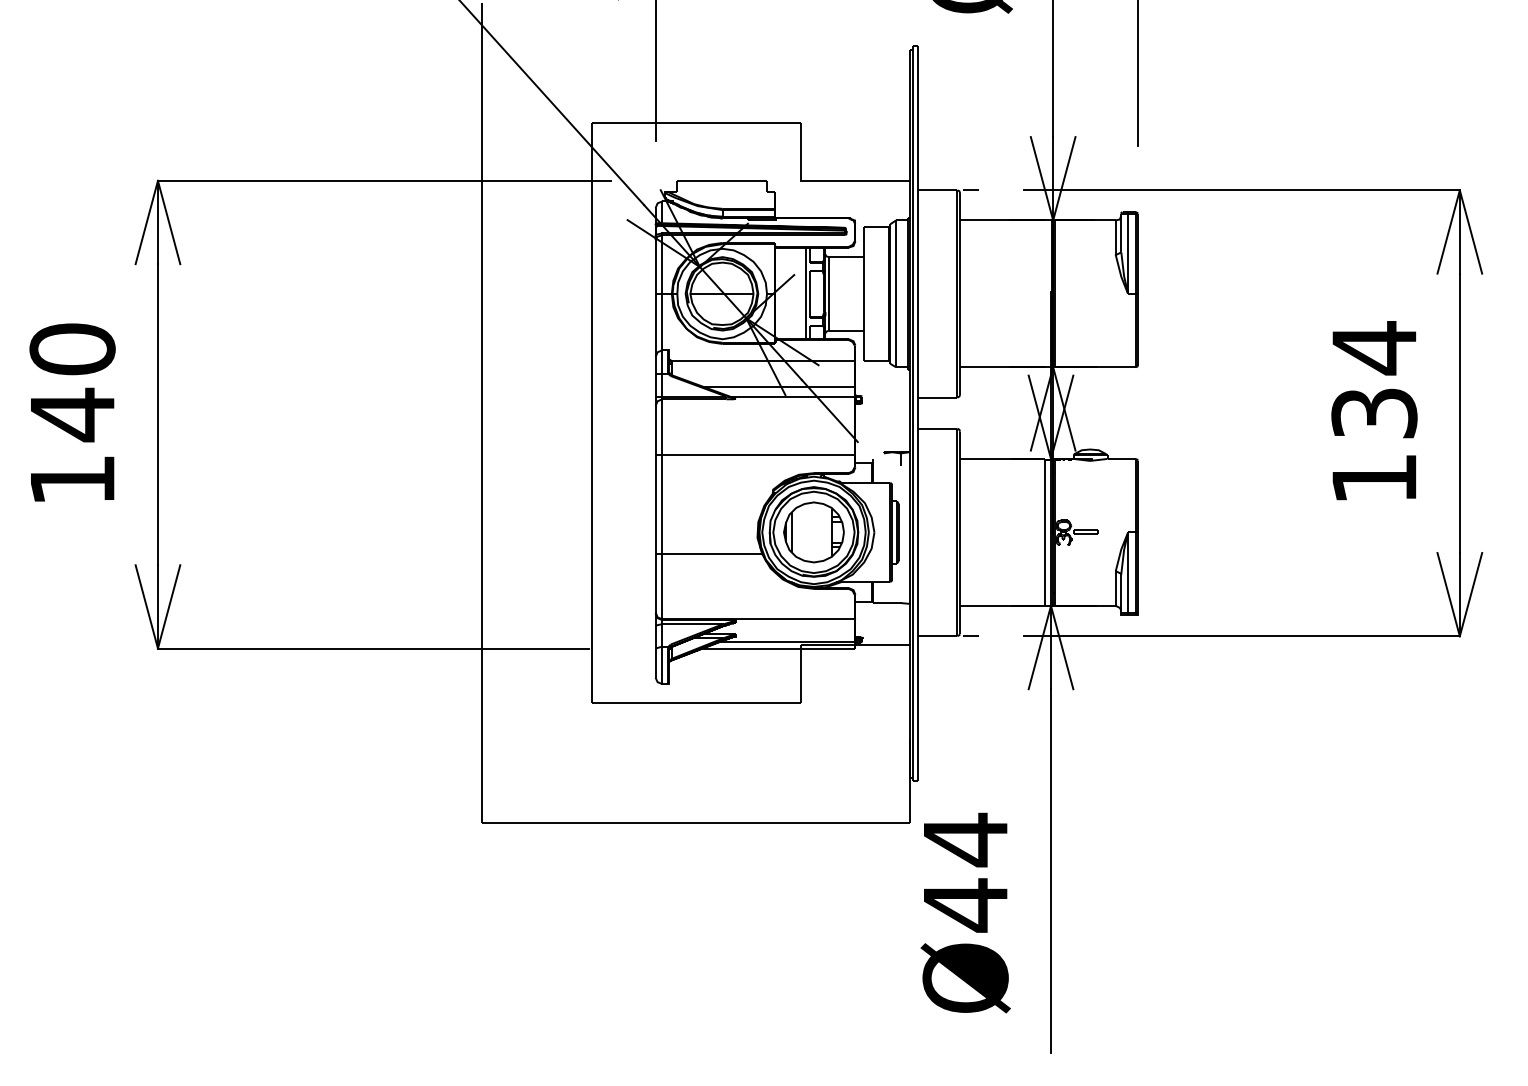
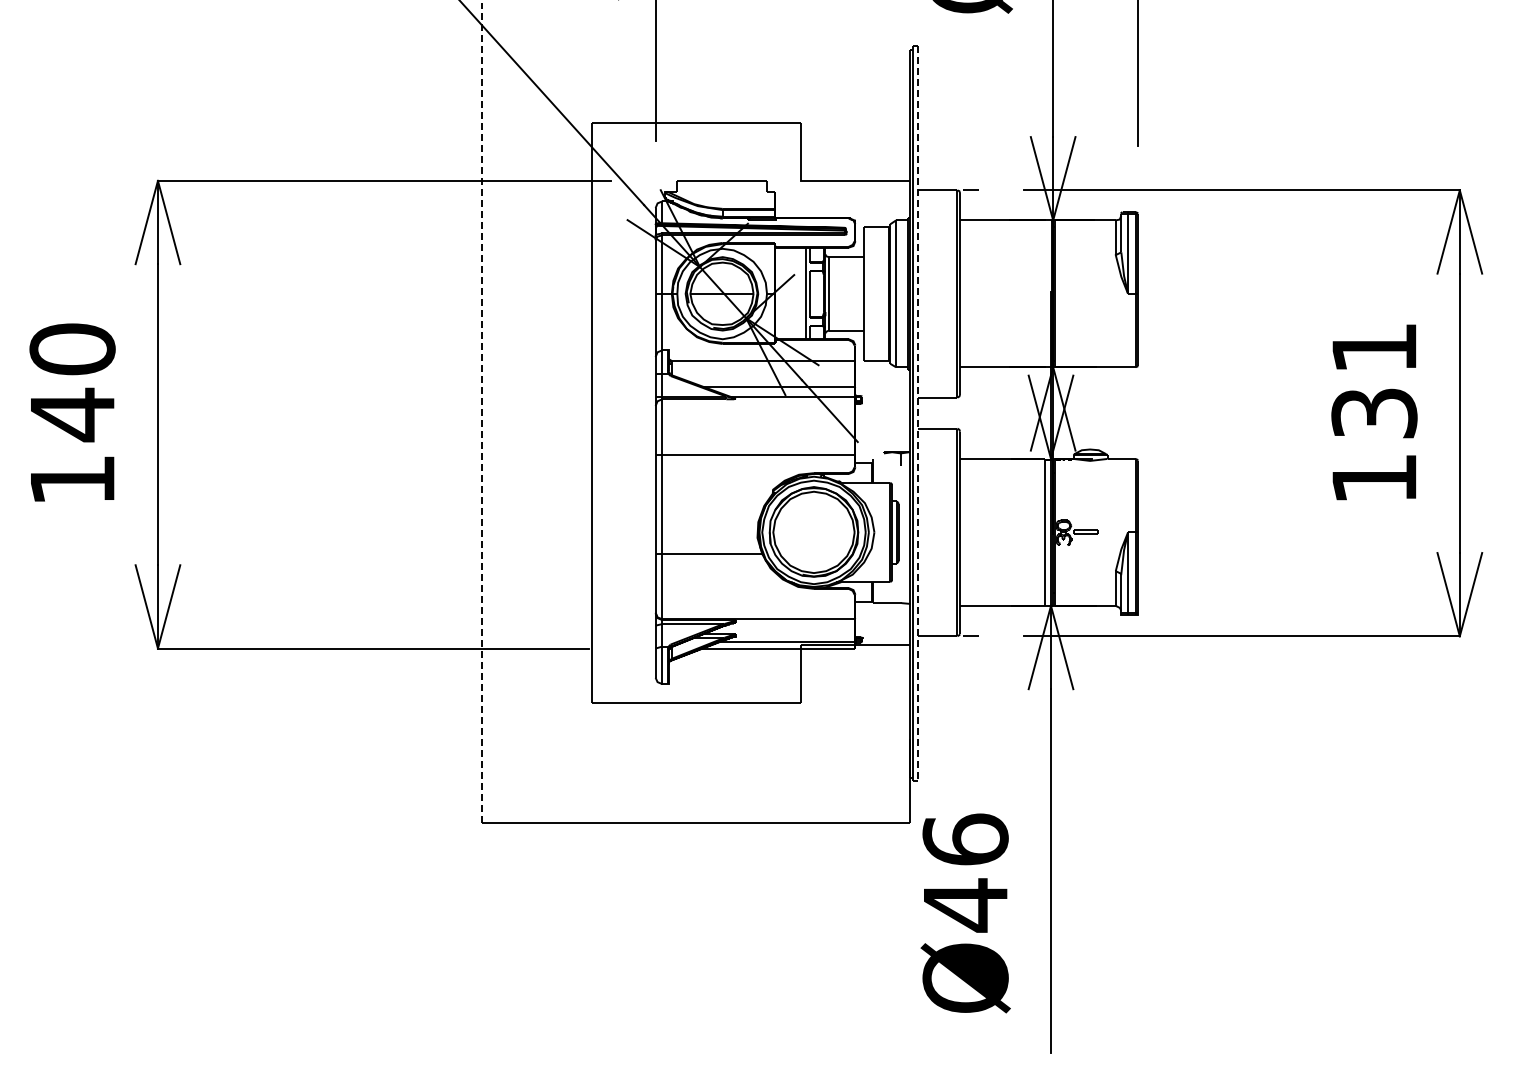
text: 134 -> 131 (1374, 348)
line: solid -> dashed (482, 412)
line: solid -> dashed (917, 413)
part: present -> none (813, 532)
text: Ø44 -> Ø46 (965, 839)
